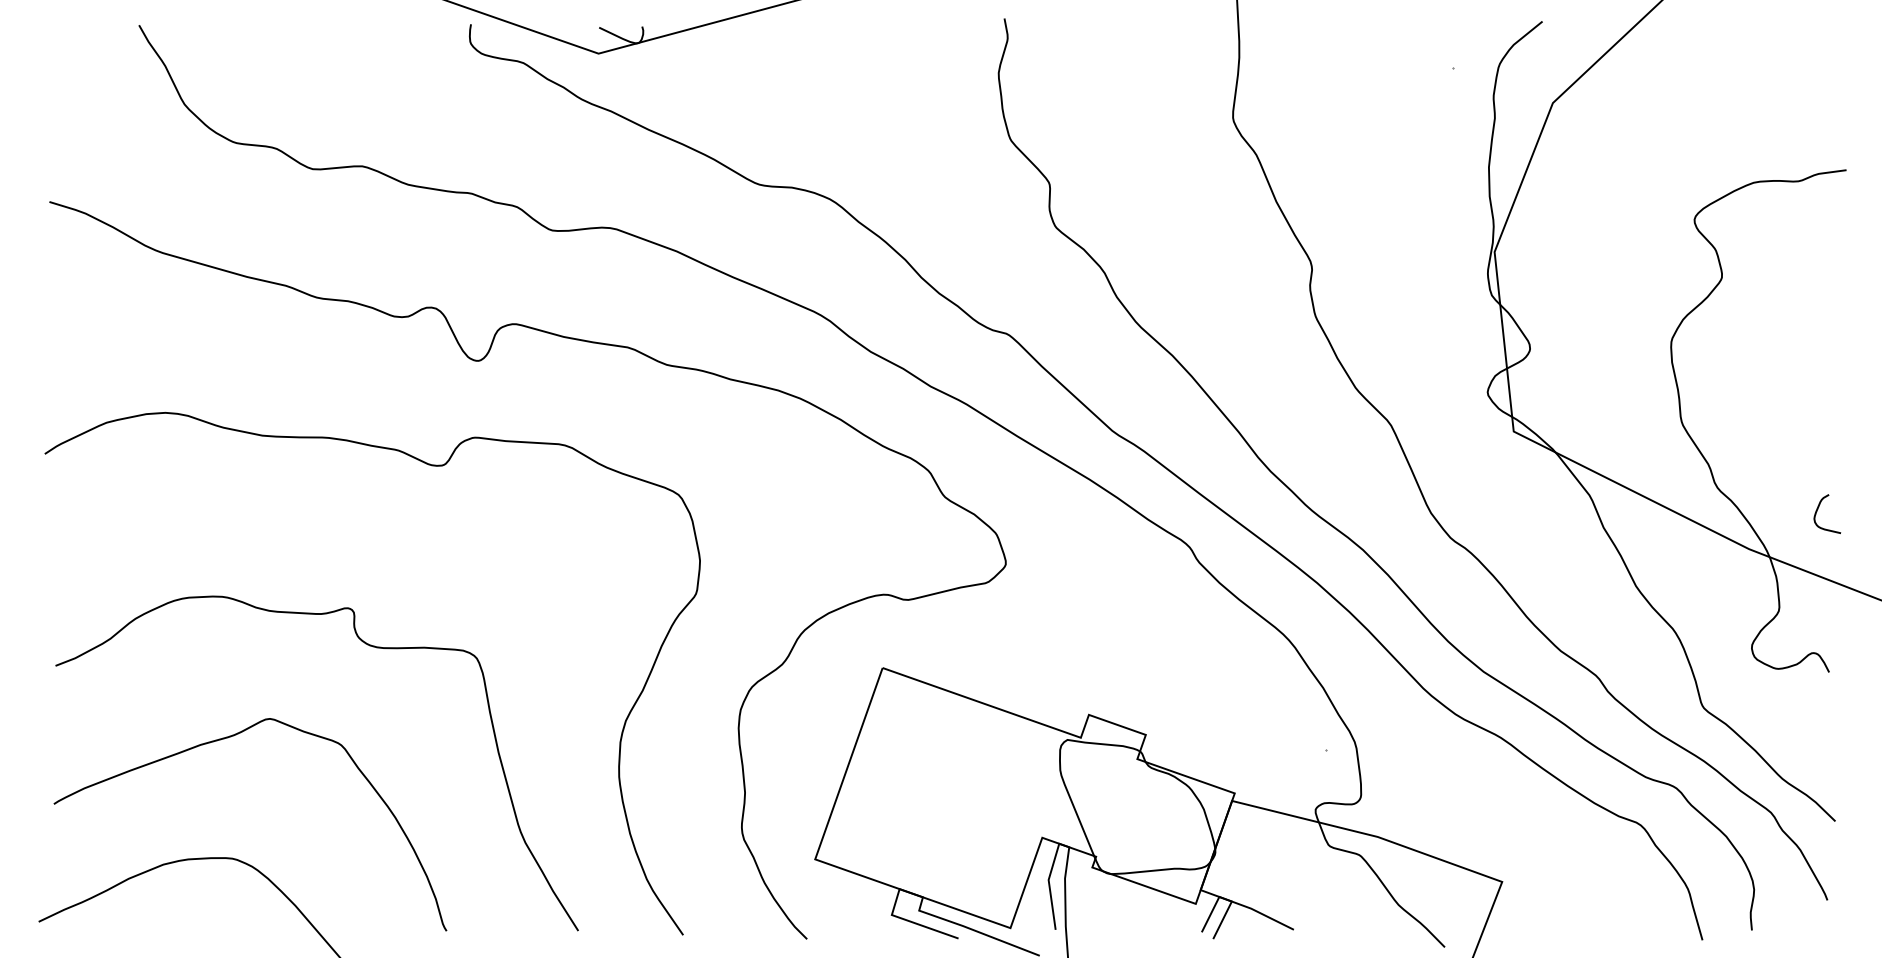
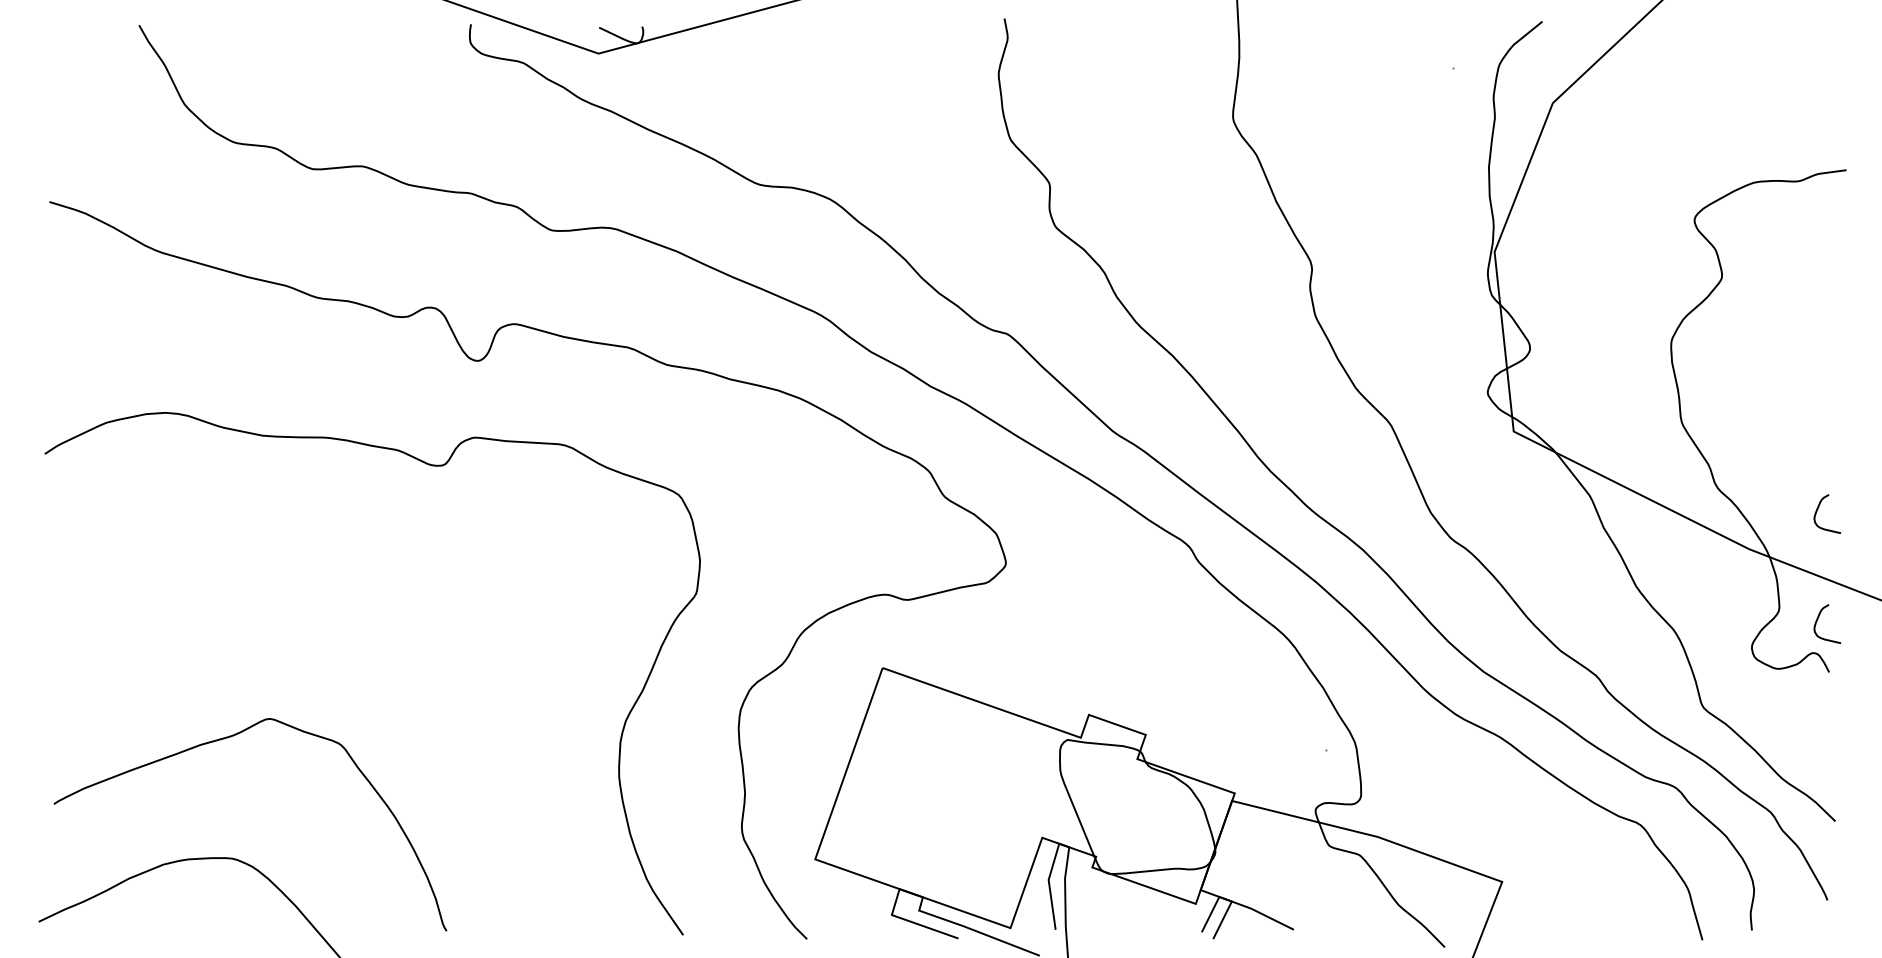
curve: none -> present (1818, 619)
curve: present -> none (369, 646)
